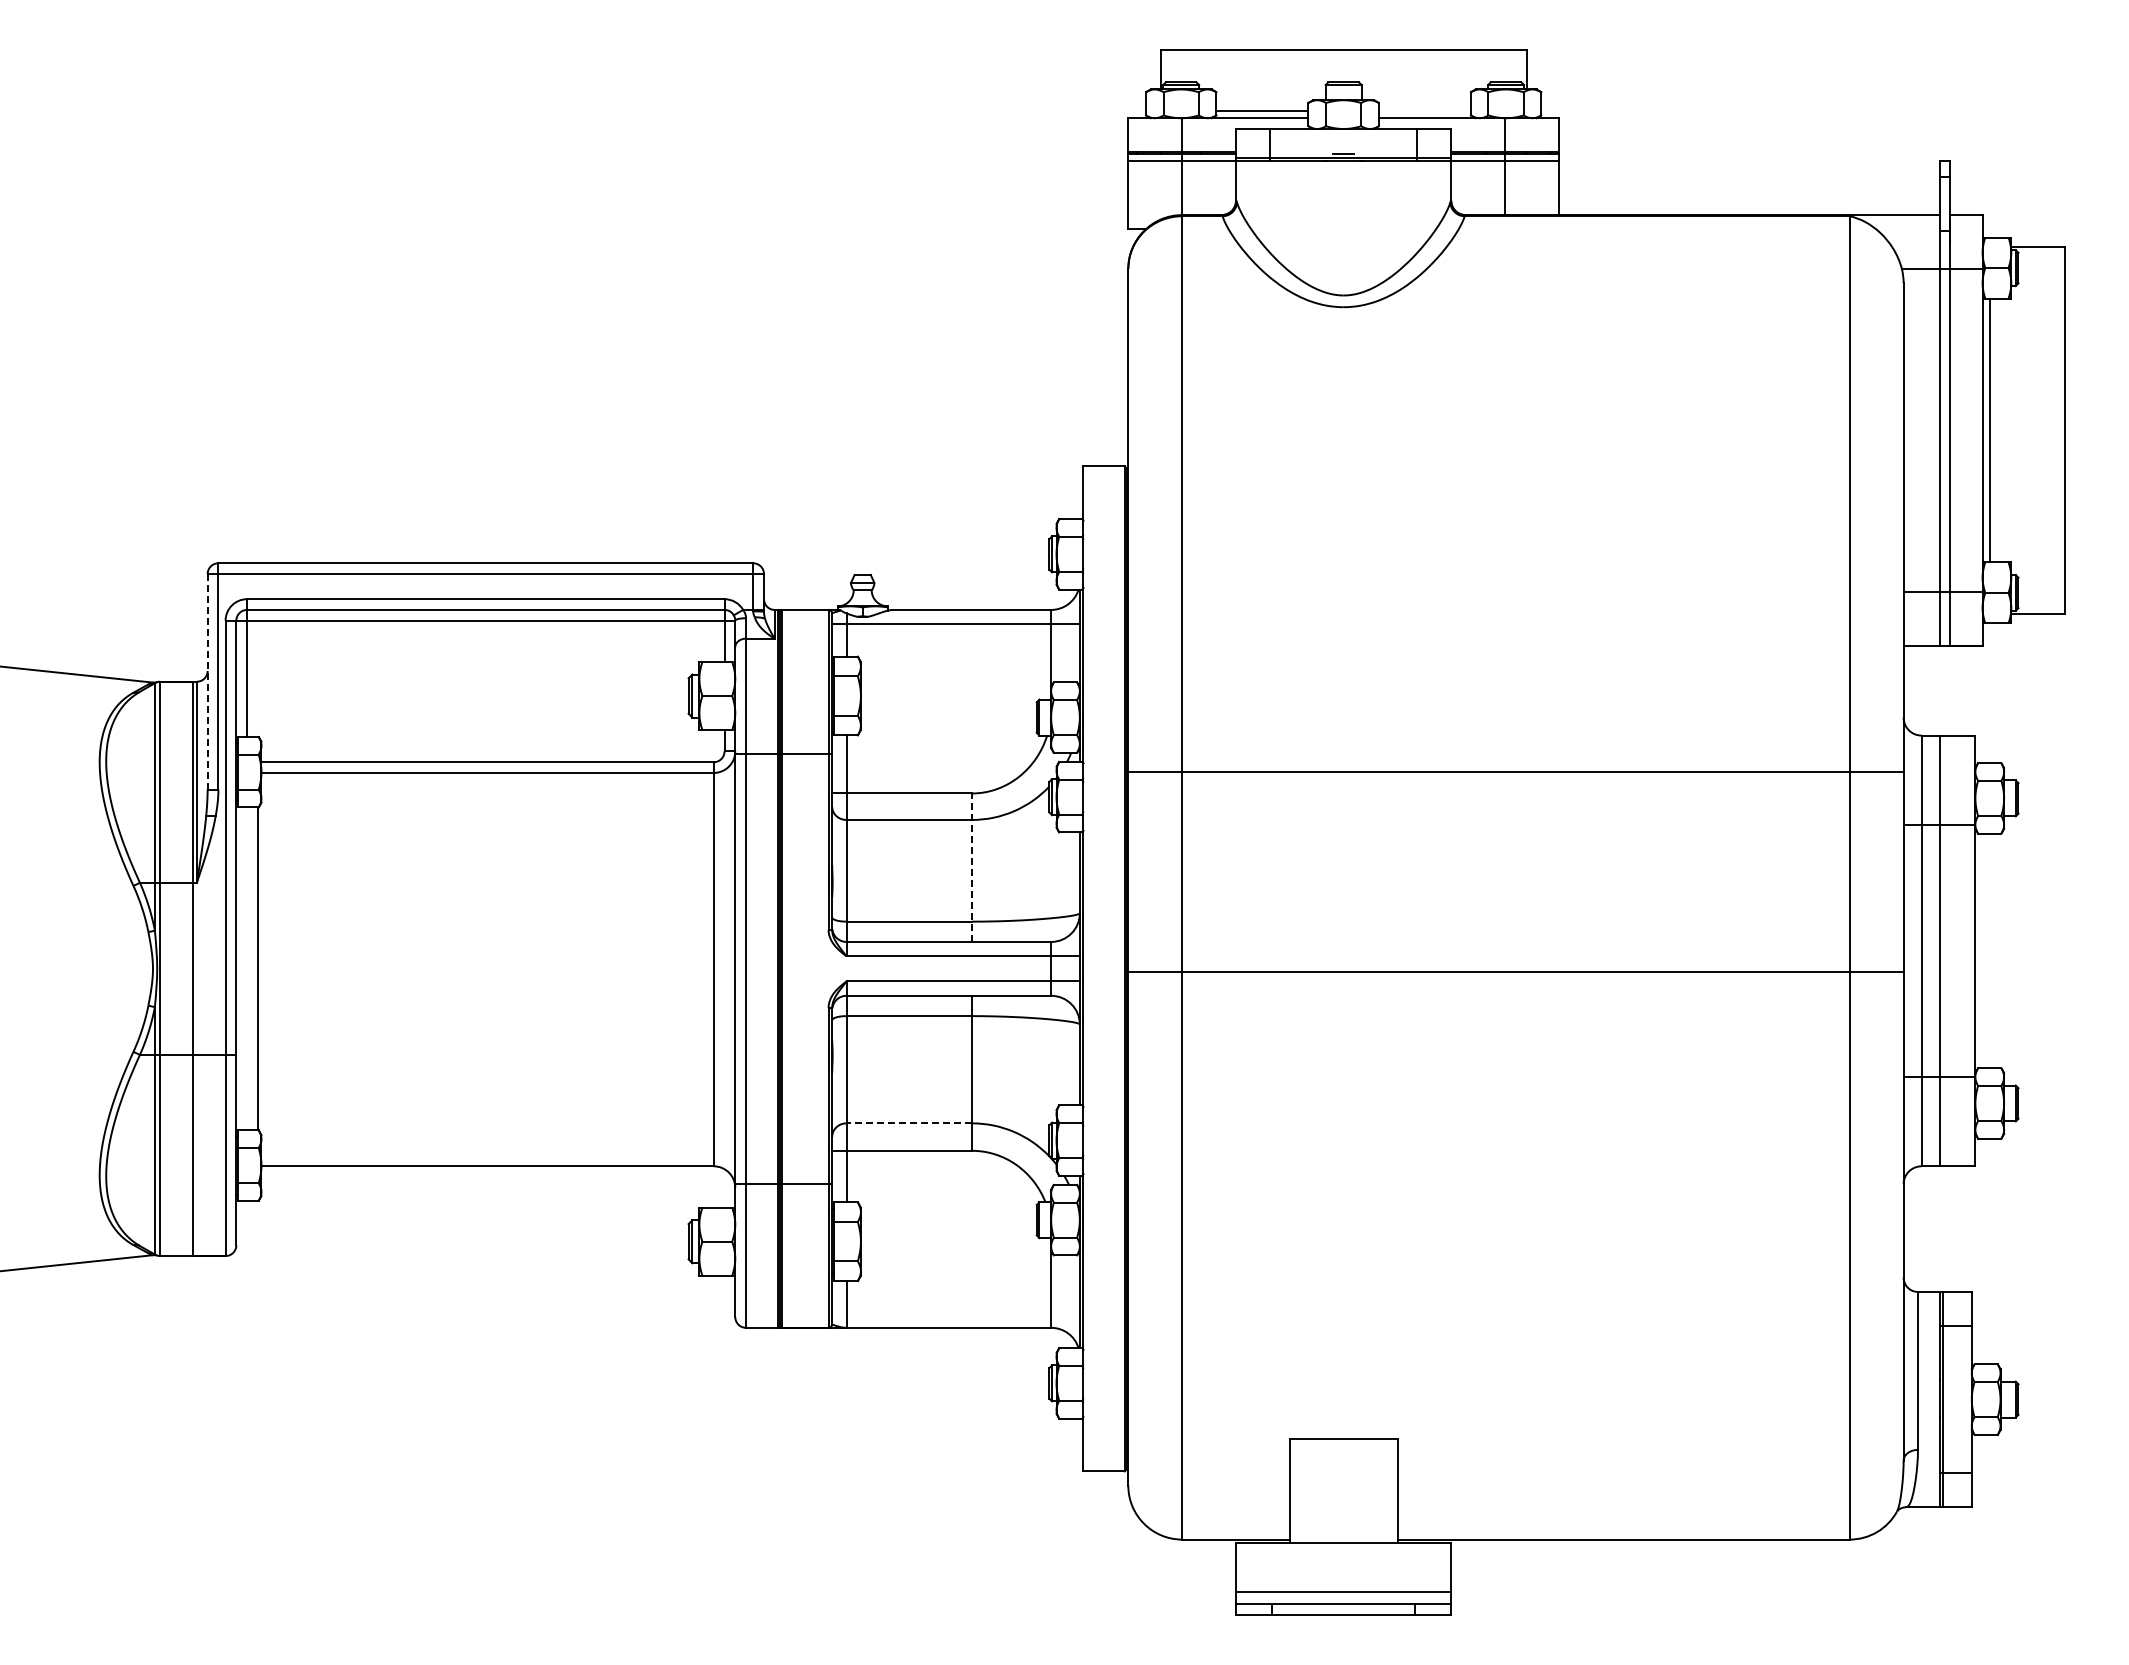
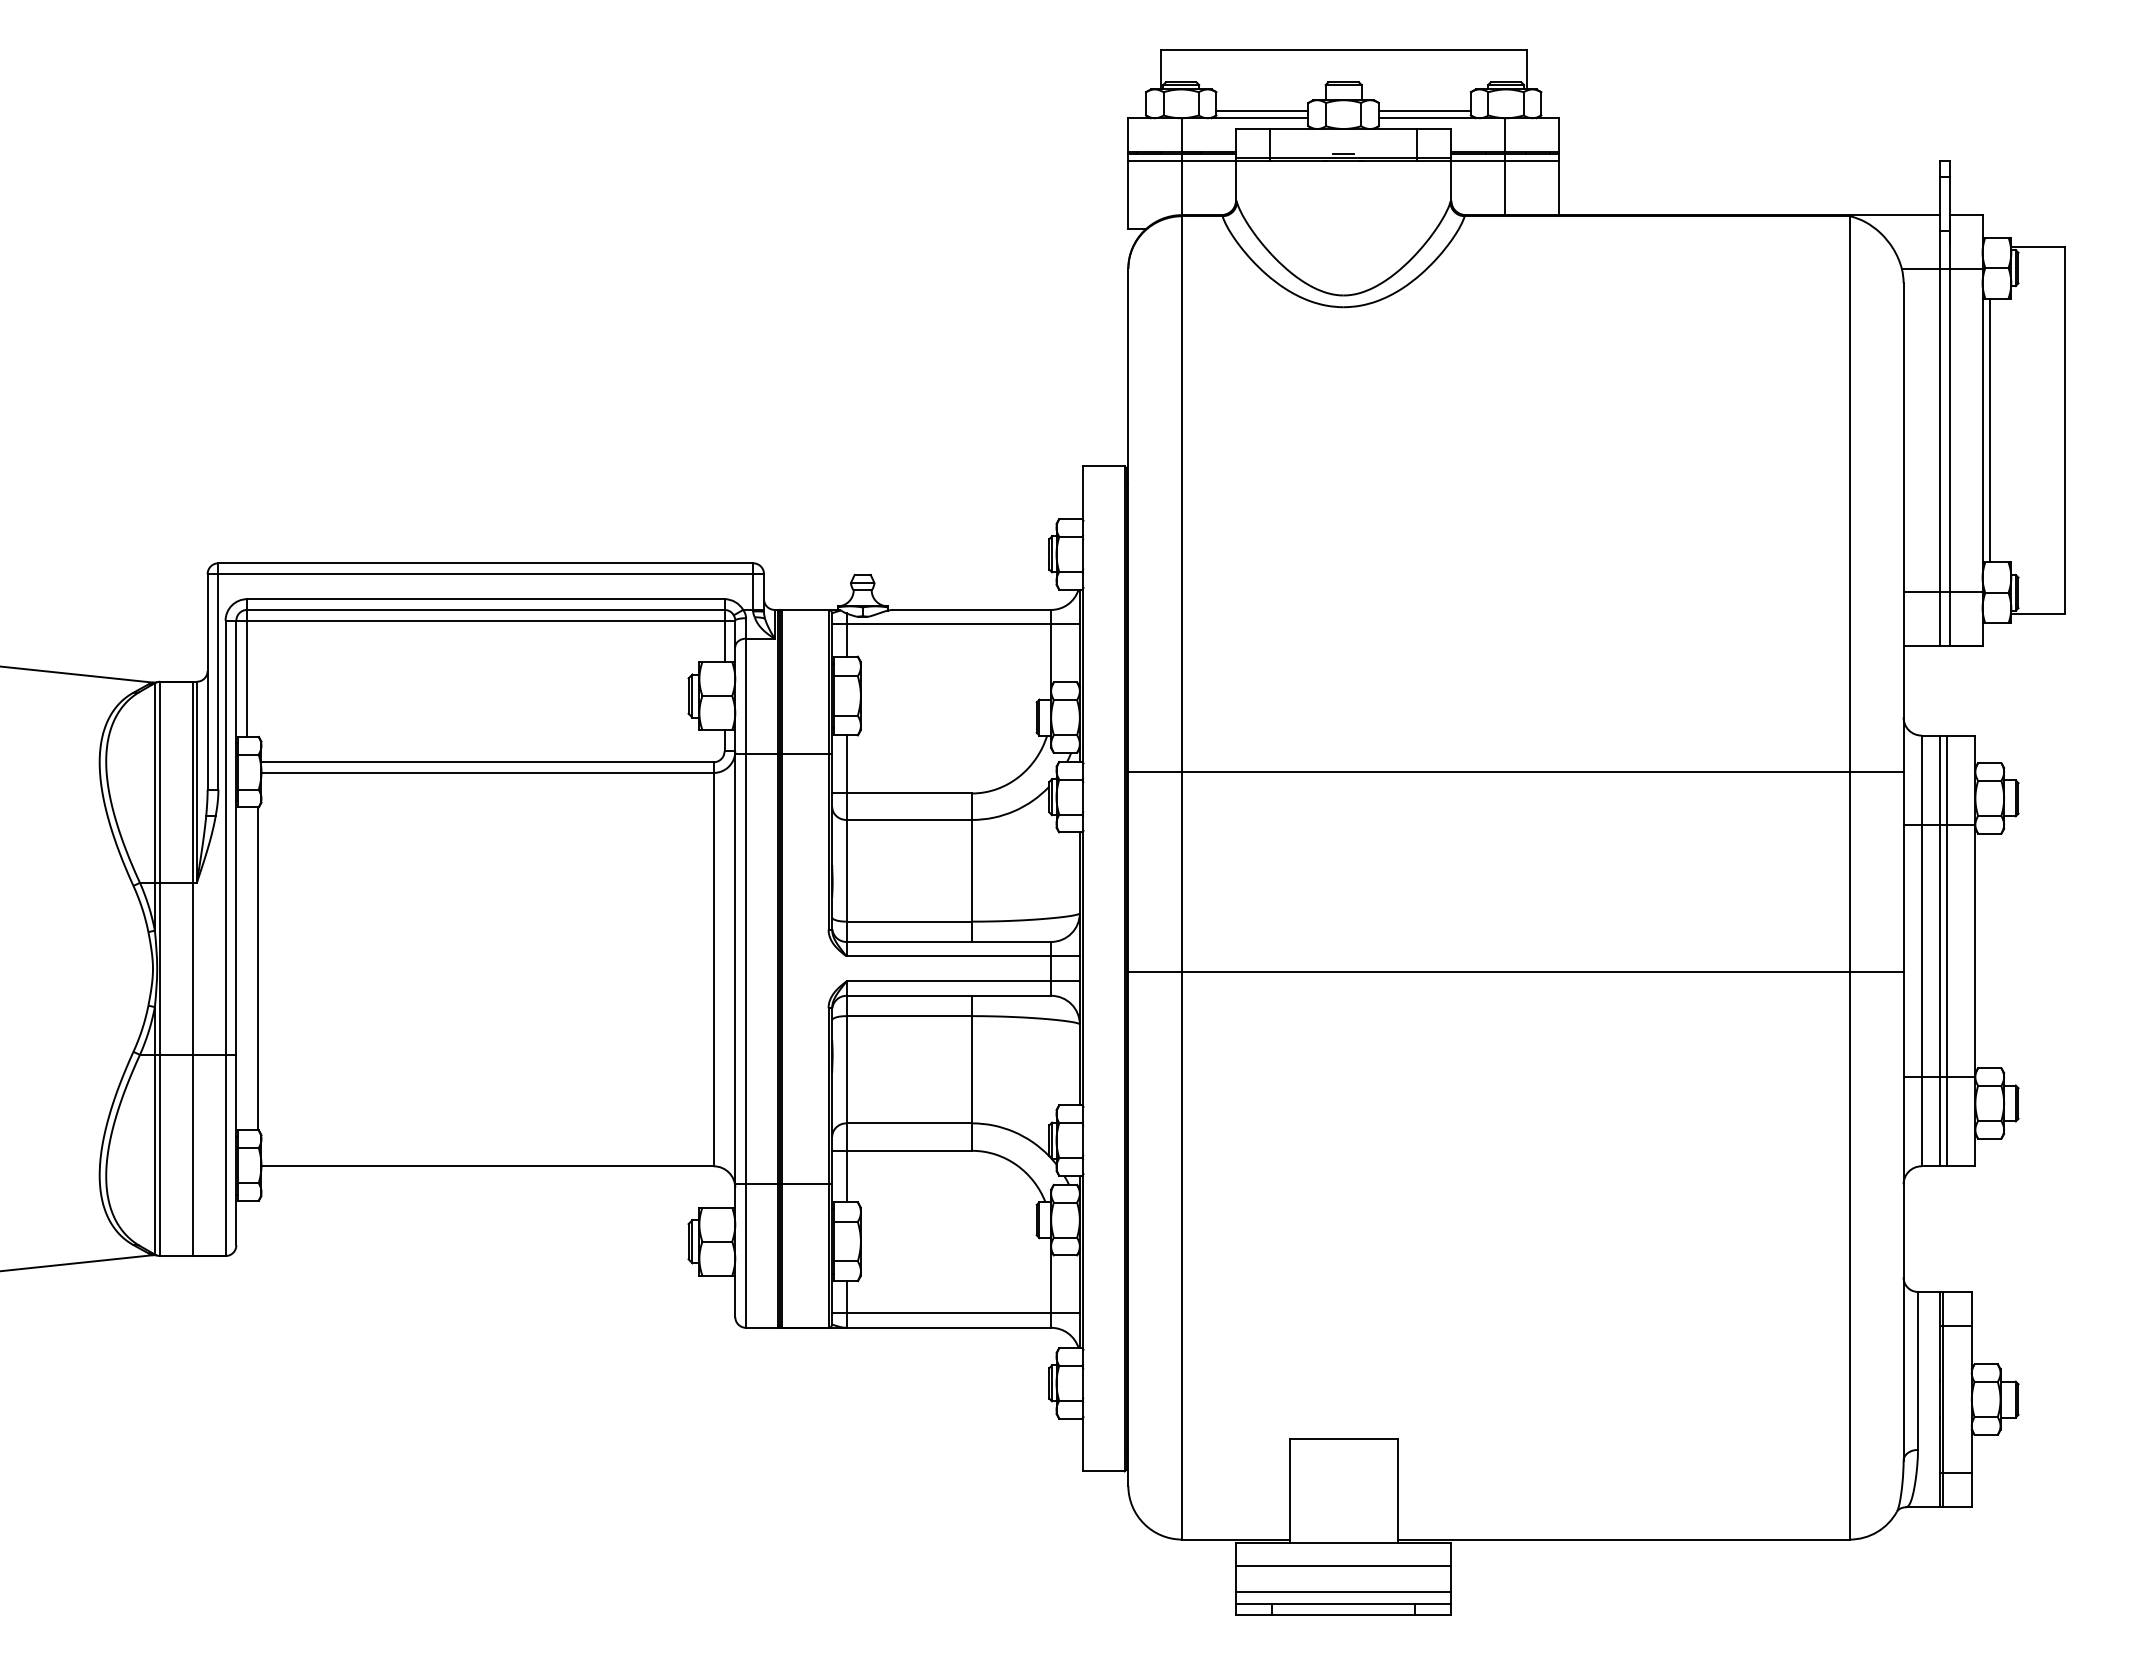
line: none -> present (1424, 111)
line: dashed -> solid (207, 681)
line: dashed -> solid (972, 867)
line: none -> present (1946, 950)
line: dashed -> solid (909, 1123)
line: none -> present (955, 1313)
line: none -> present (1343, 1565)
